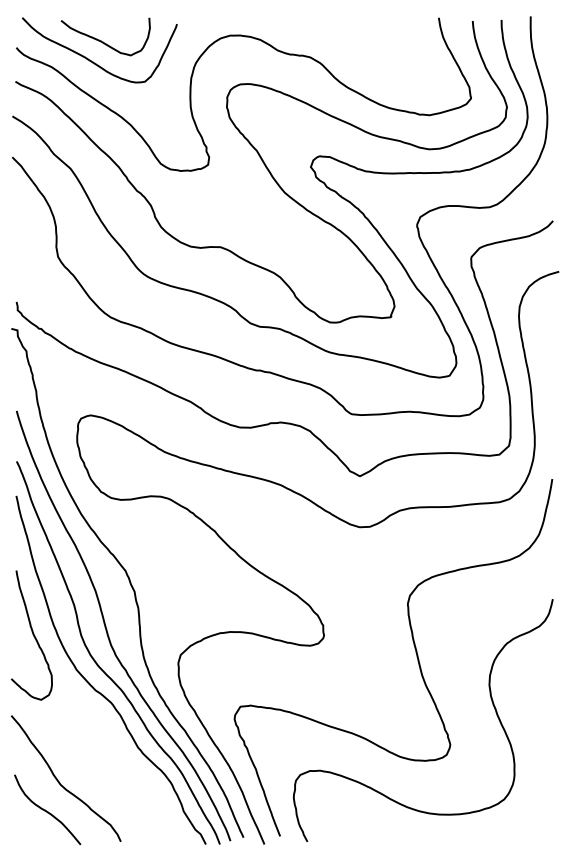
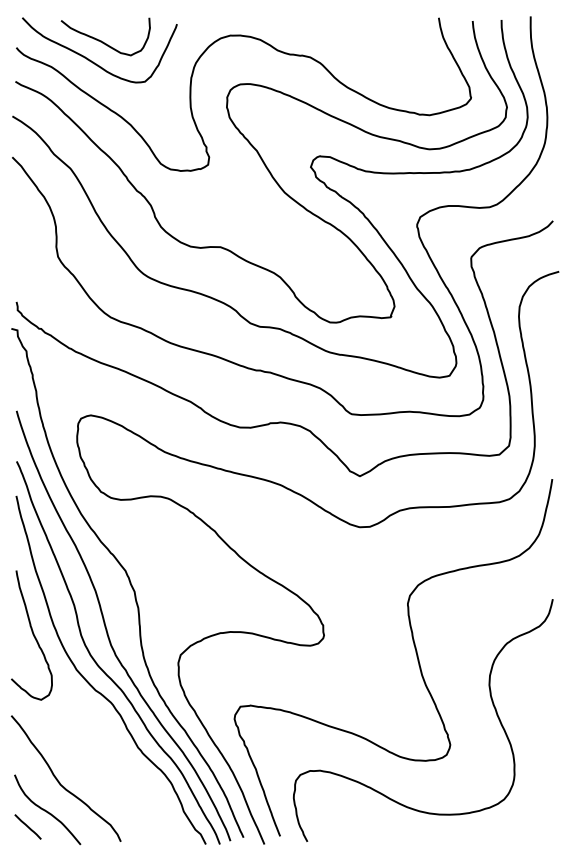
line: none -> present (27, 826)
